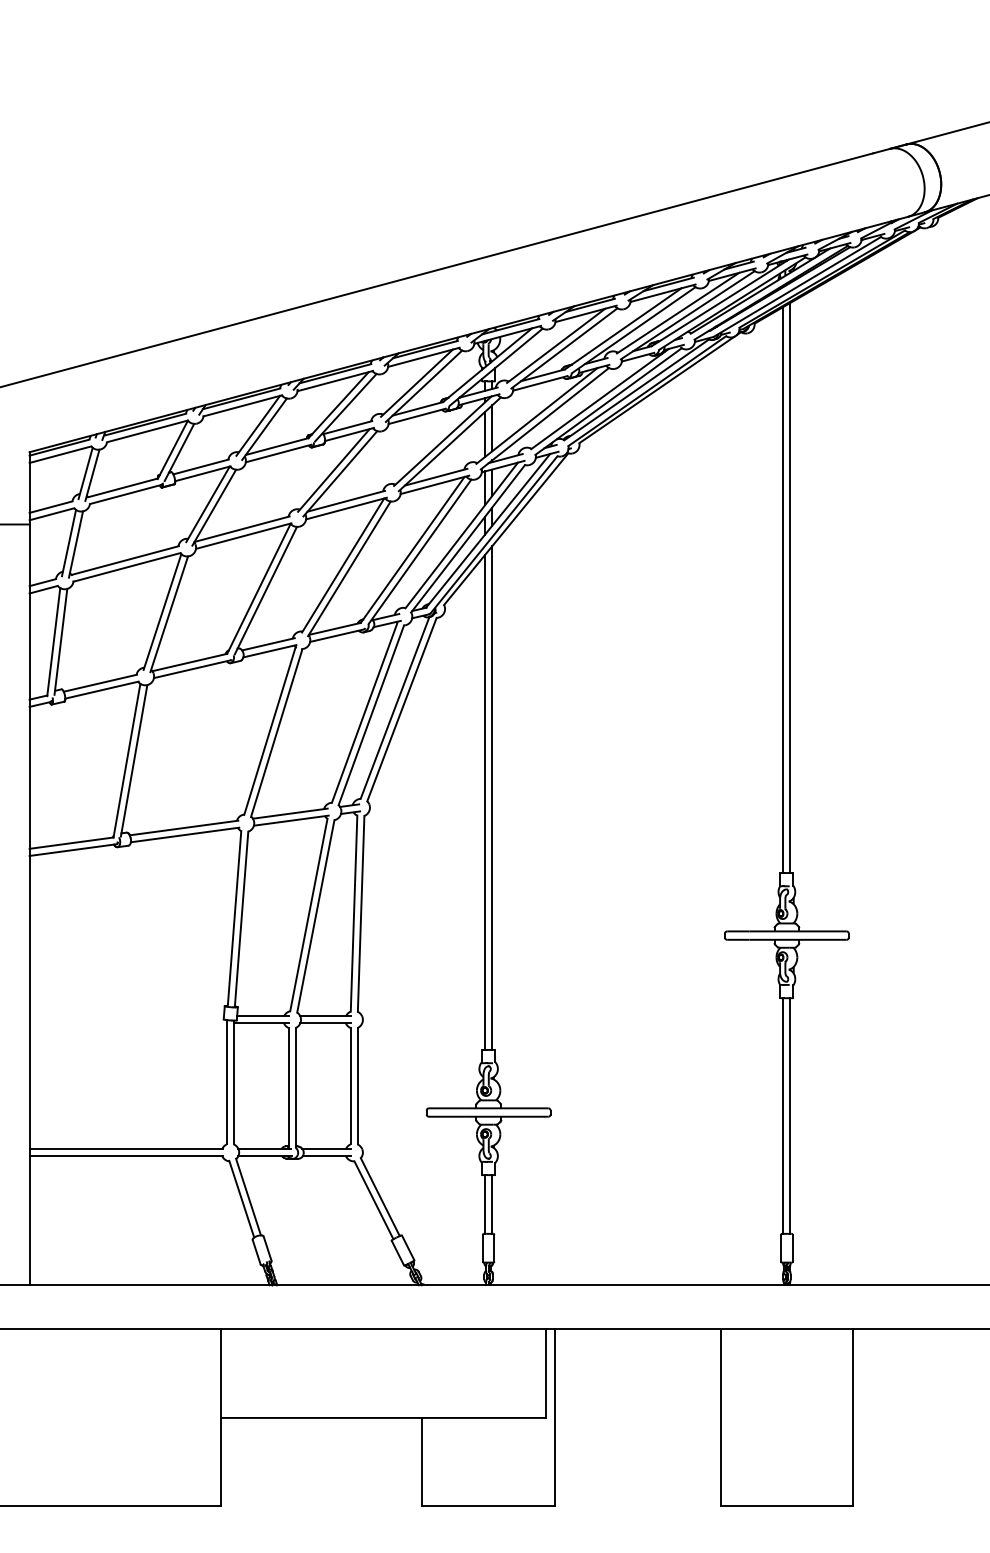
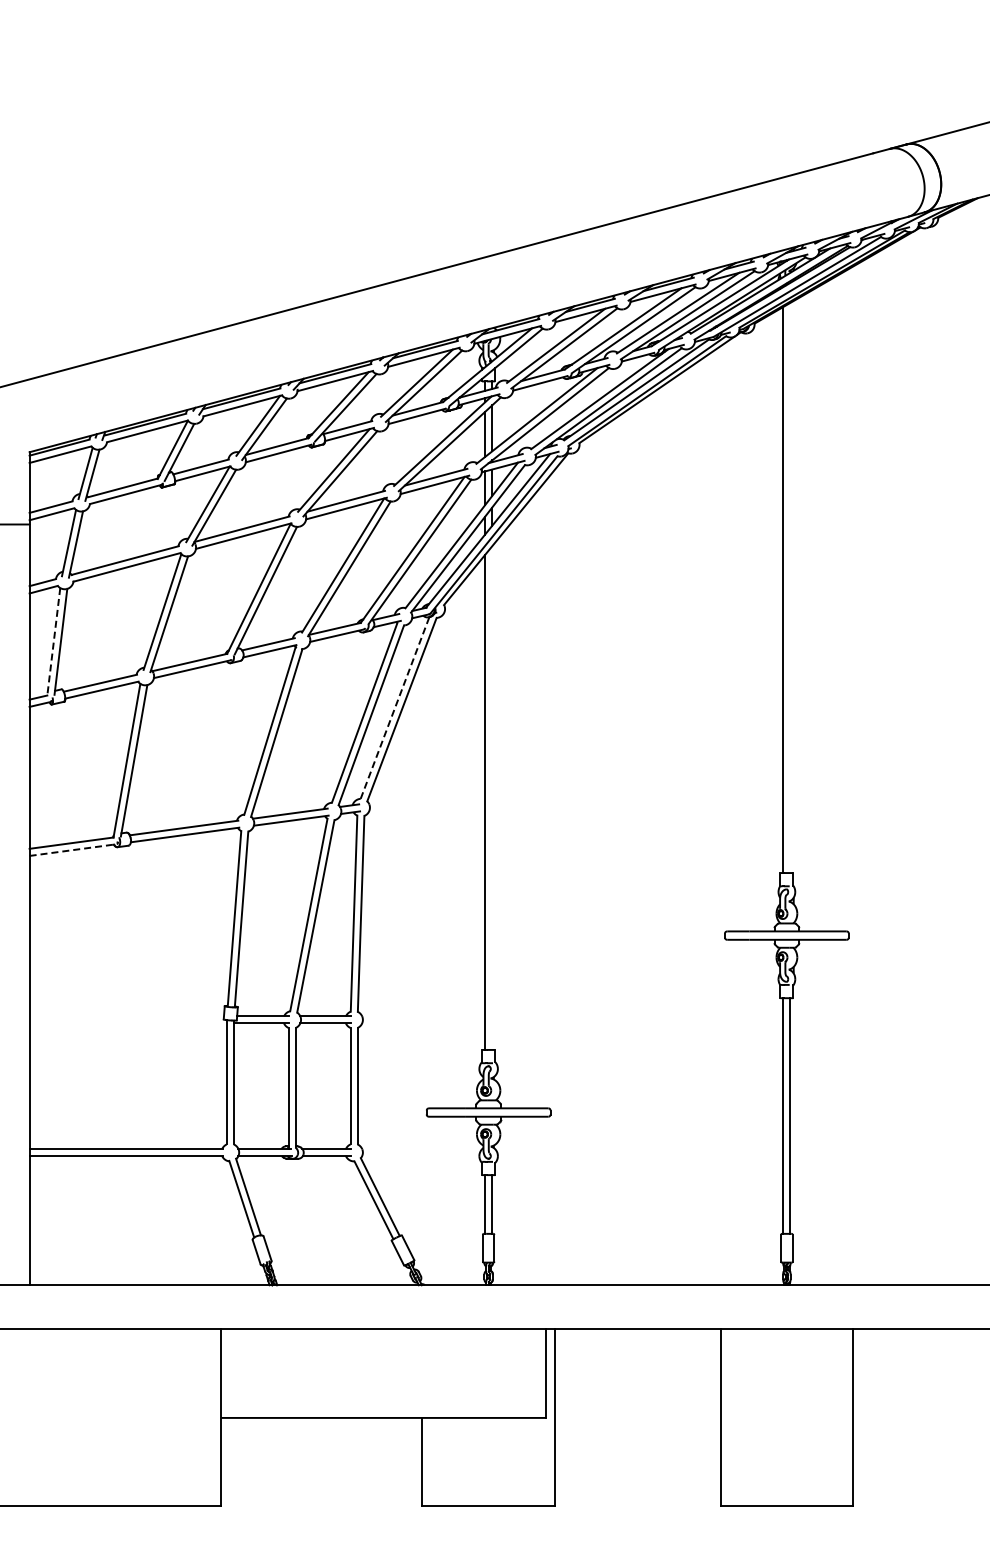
line: present -> none (790, 587)
line: solid -> dashed (53, 642)
line: solid -> dashed (395, 707)
line: present -> none (492, 797)
line: solid -> dashed (73, 850)
